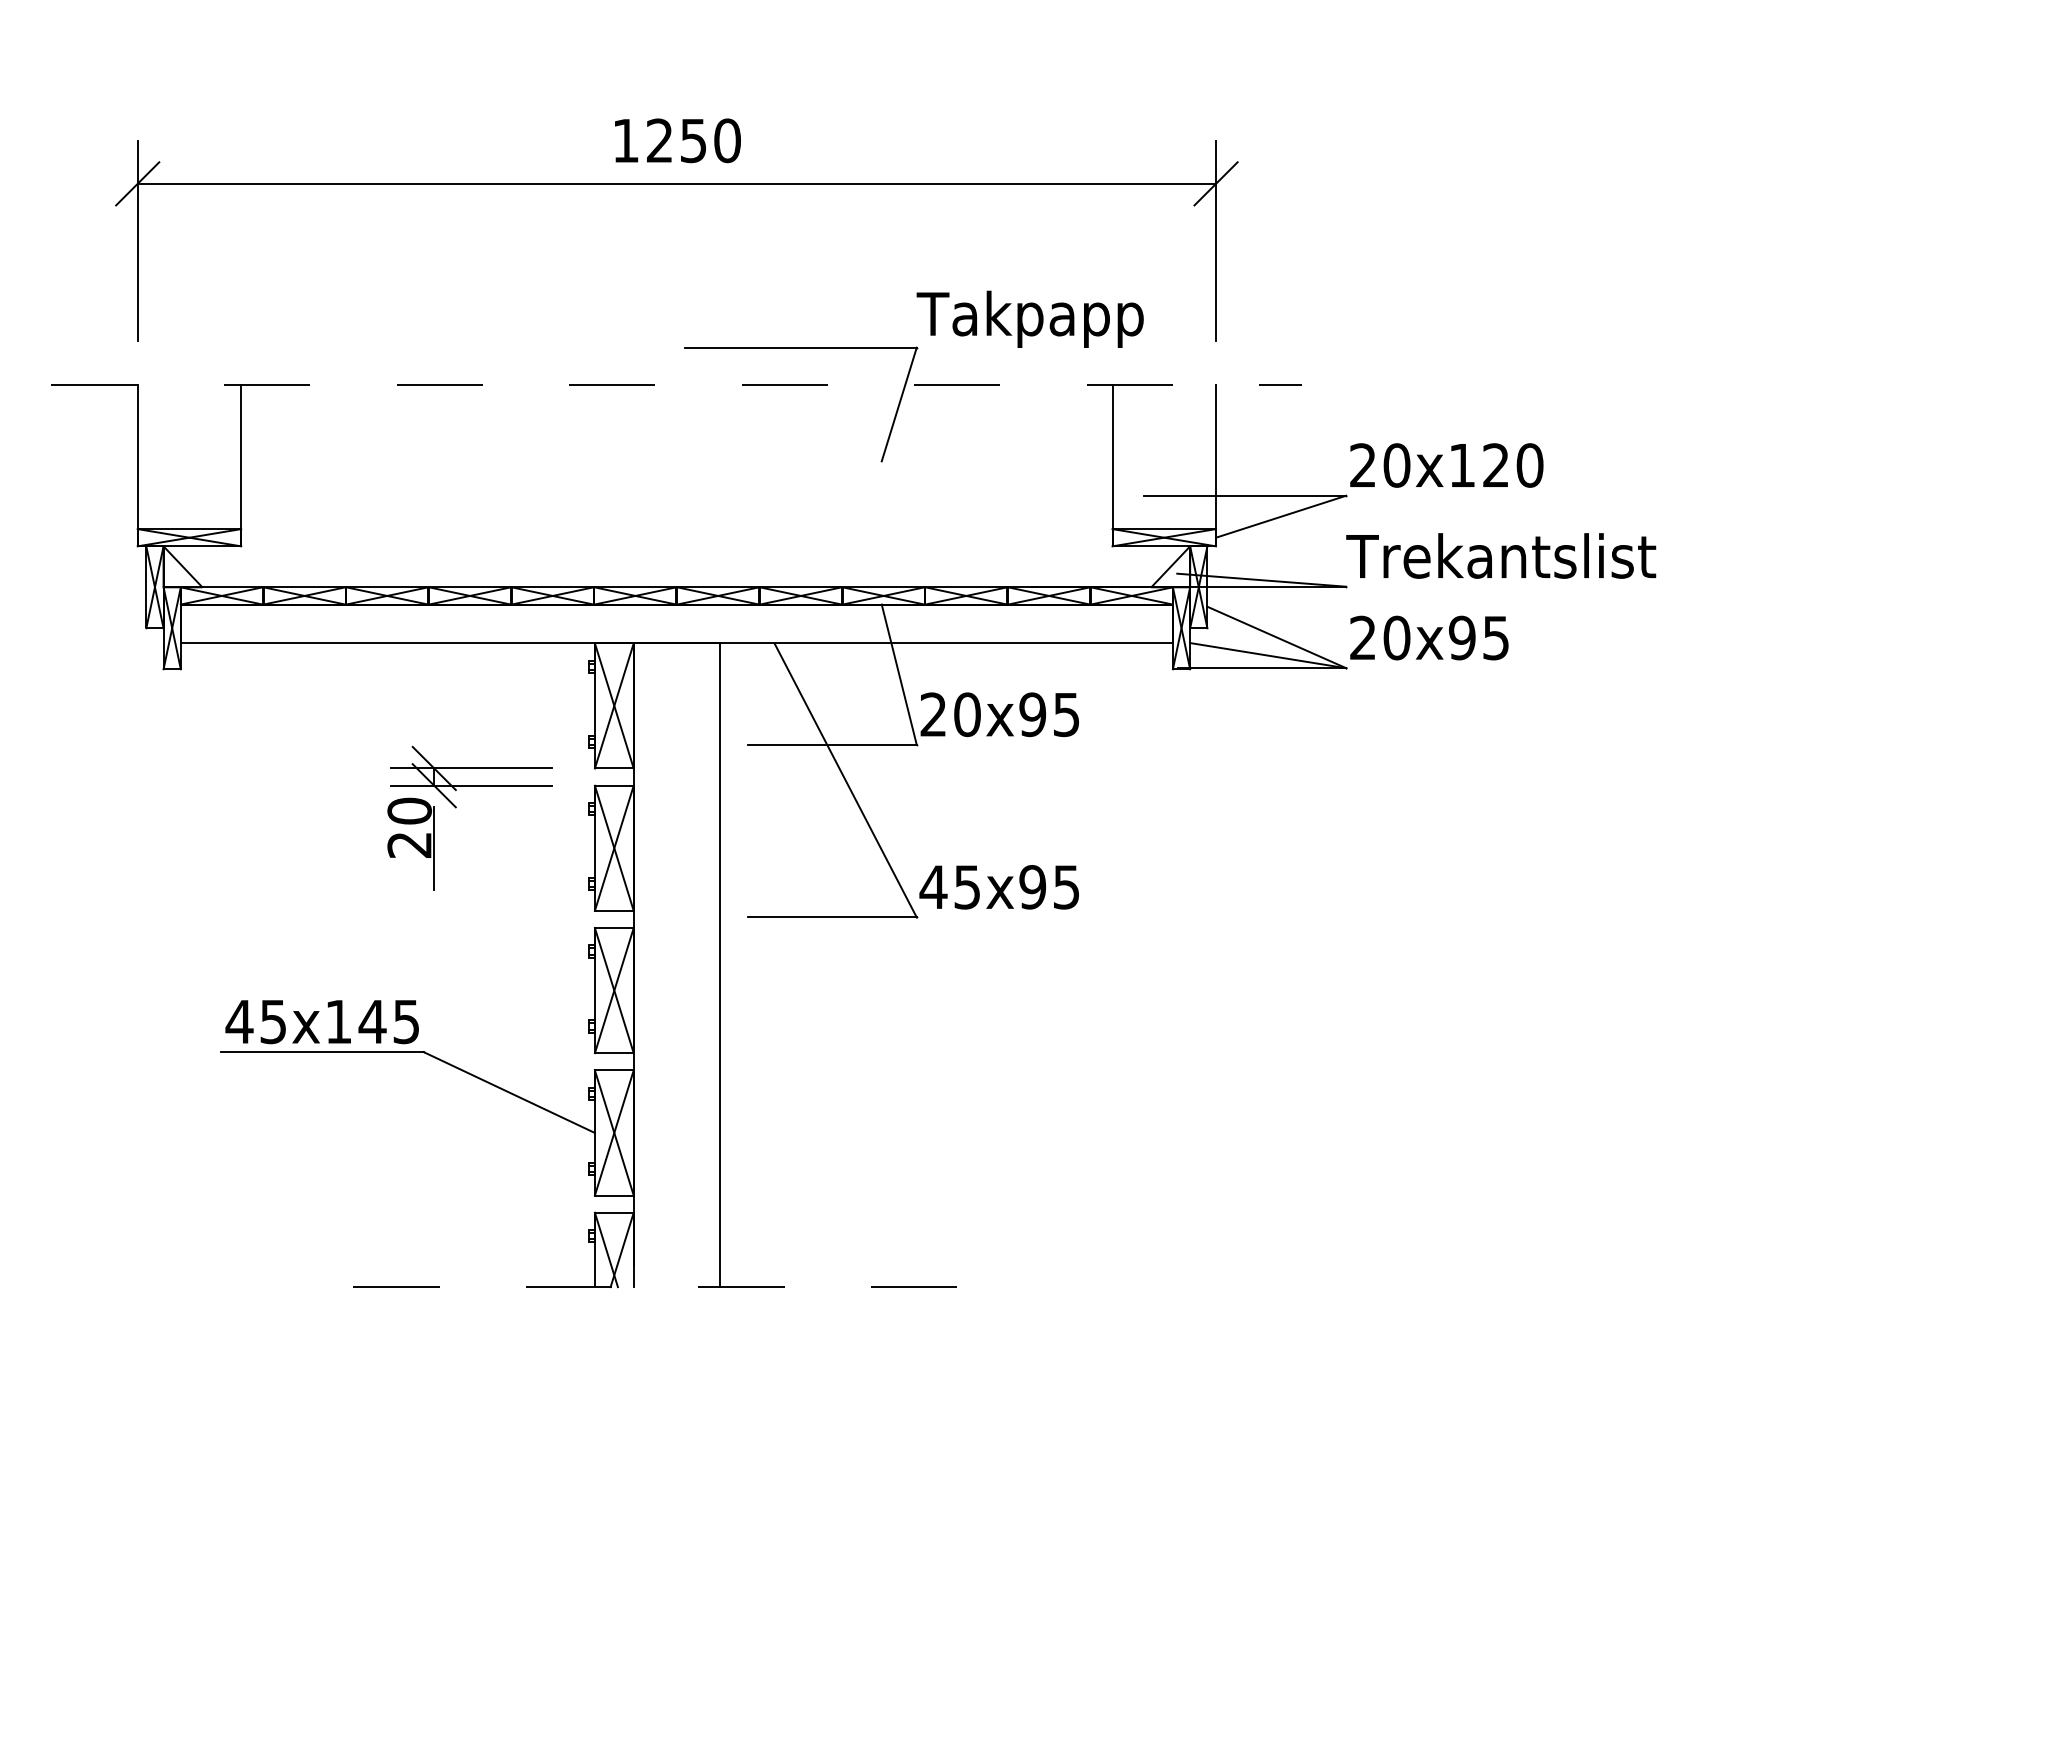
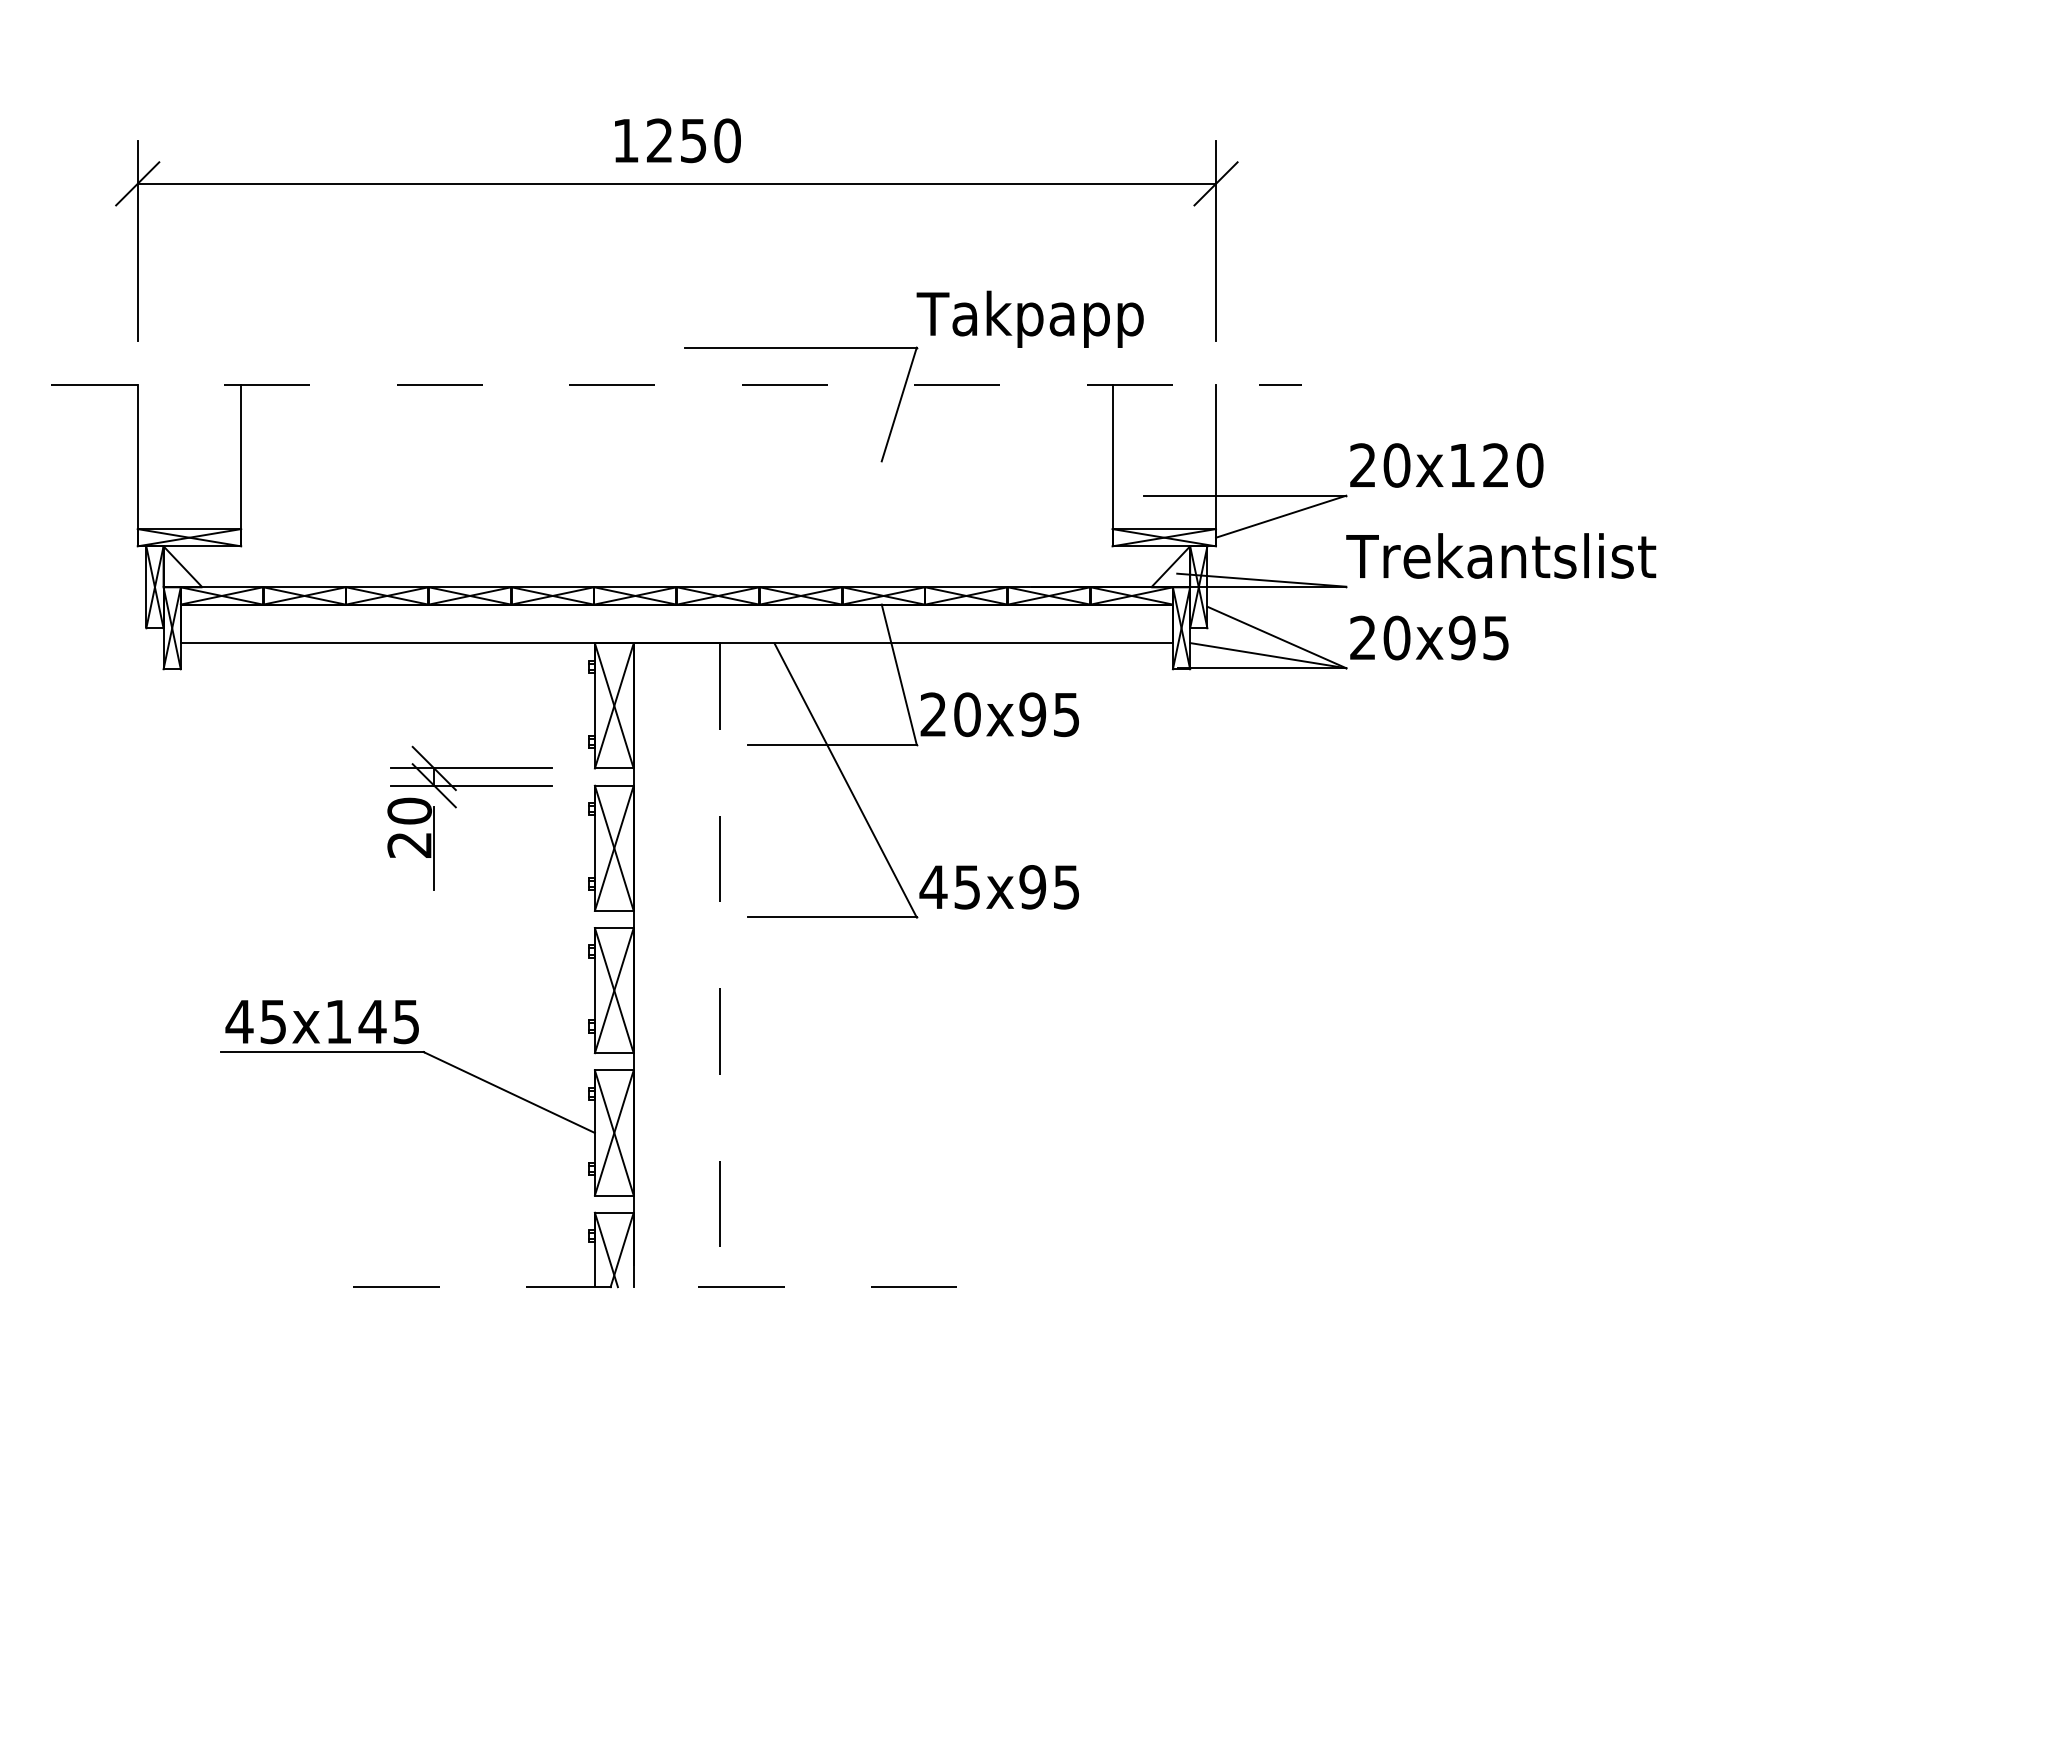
line: solid -> dashed (720, 965)
